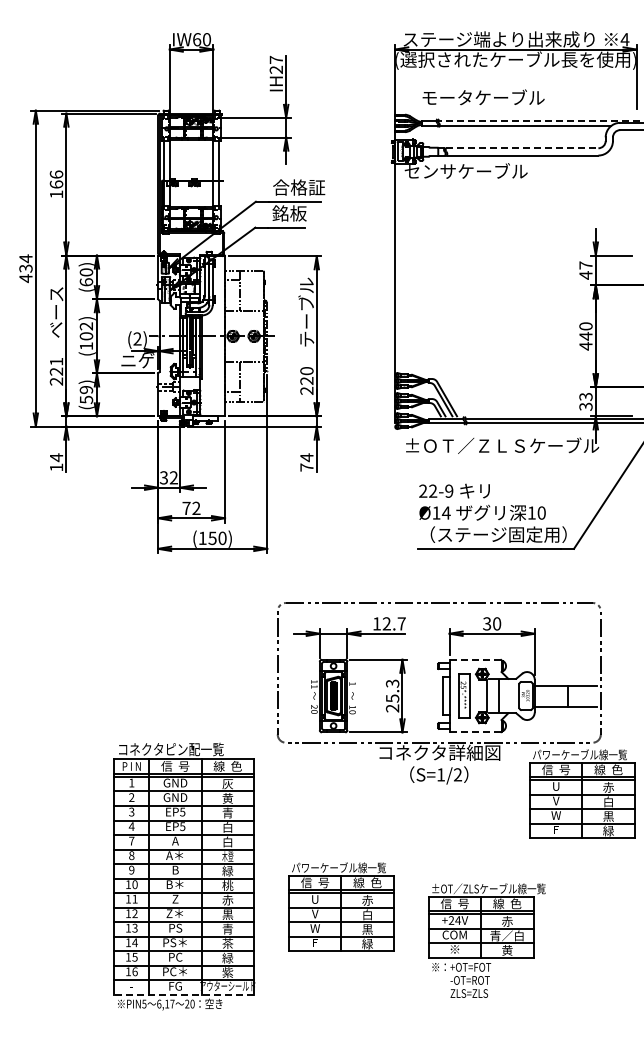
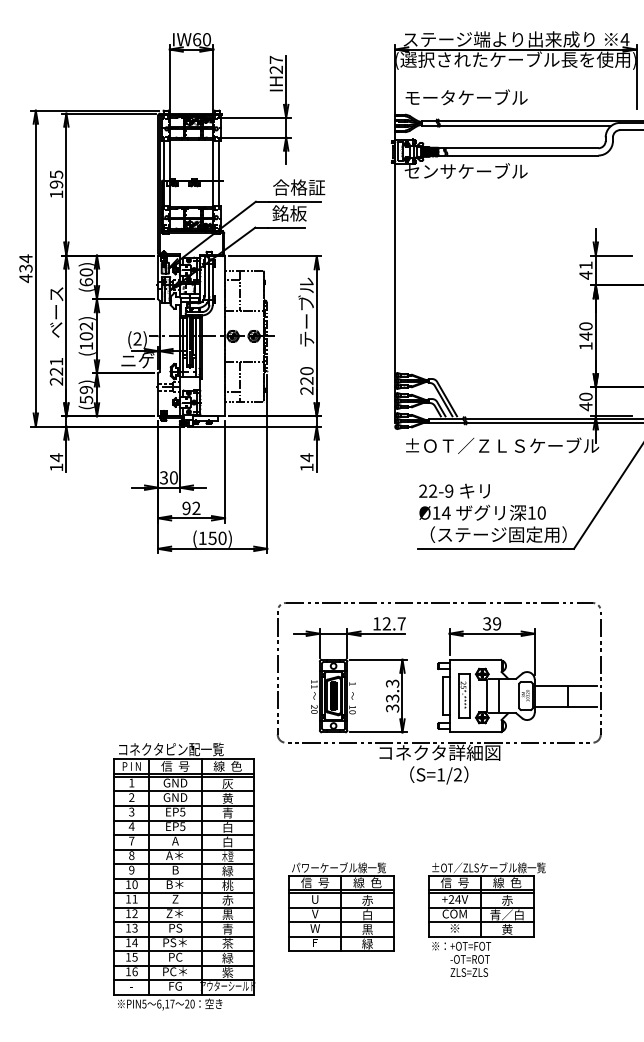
text position: (483, 97) -> (466, 97) (466, 97)
line: dashed -> solid (540, 120)
line: dashed -> solid (522, 148)
hatch: none -> present (430, 151)
text: 166 -> 195 (56, 179)
text: 47 -> 41 (585, 265)
text: 440 -> 140 (585, 345)
text: 33 -> 40 (585, 401)
text: 74 -> 14 (306, 467)
text: 32 -> 30 (173, 477)
text: 72 -> 92 (186, 508)
text: 30 -> 39 (497, 623)
line: dashed -> solid (475, 659)
text: 25.3 -> 33.3 (392, 703)
line: dashed -> solid (475, 732)
part: present -> none (582, 793)
part position: (486, 940) -> (486, 919) (486, 919)
line: dashed -> solid (184, 994)
